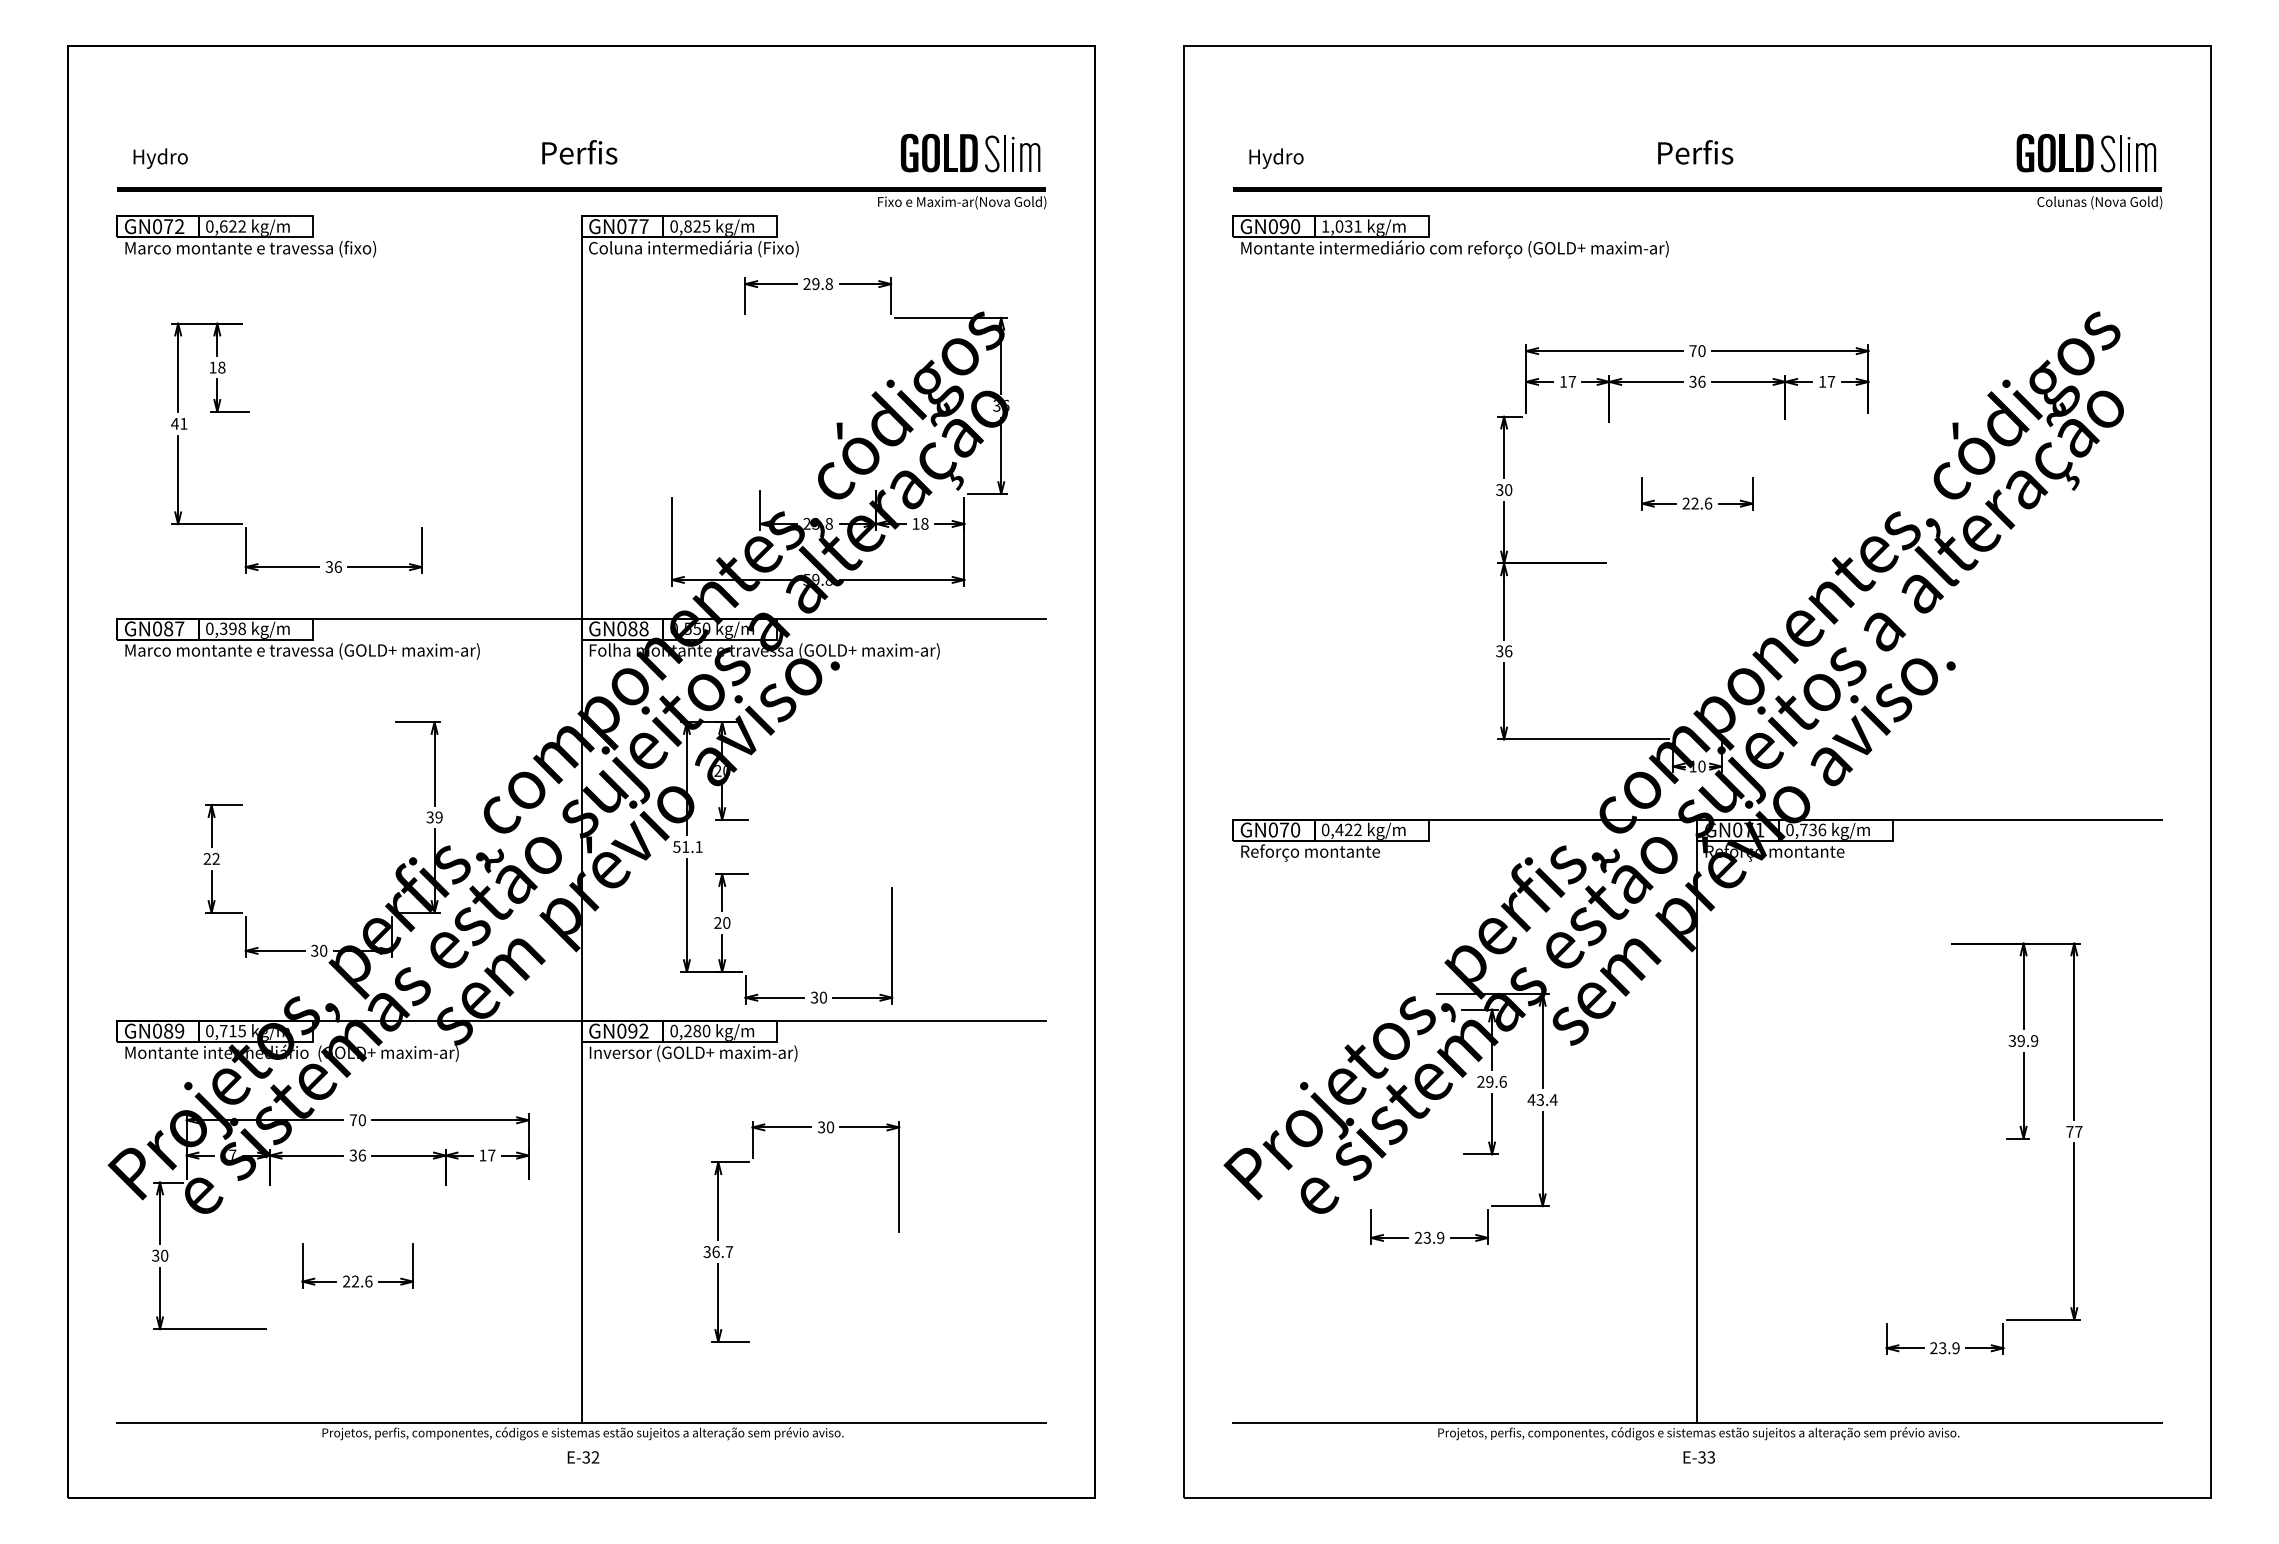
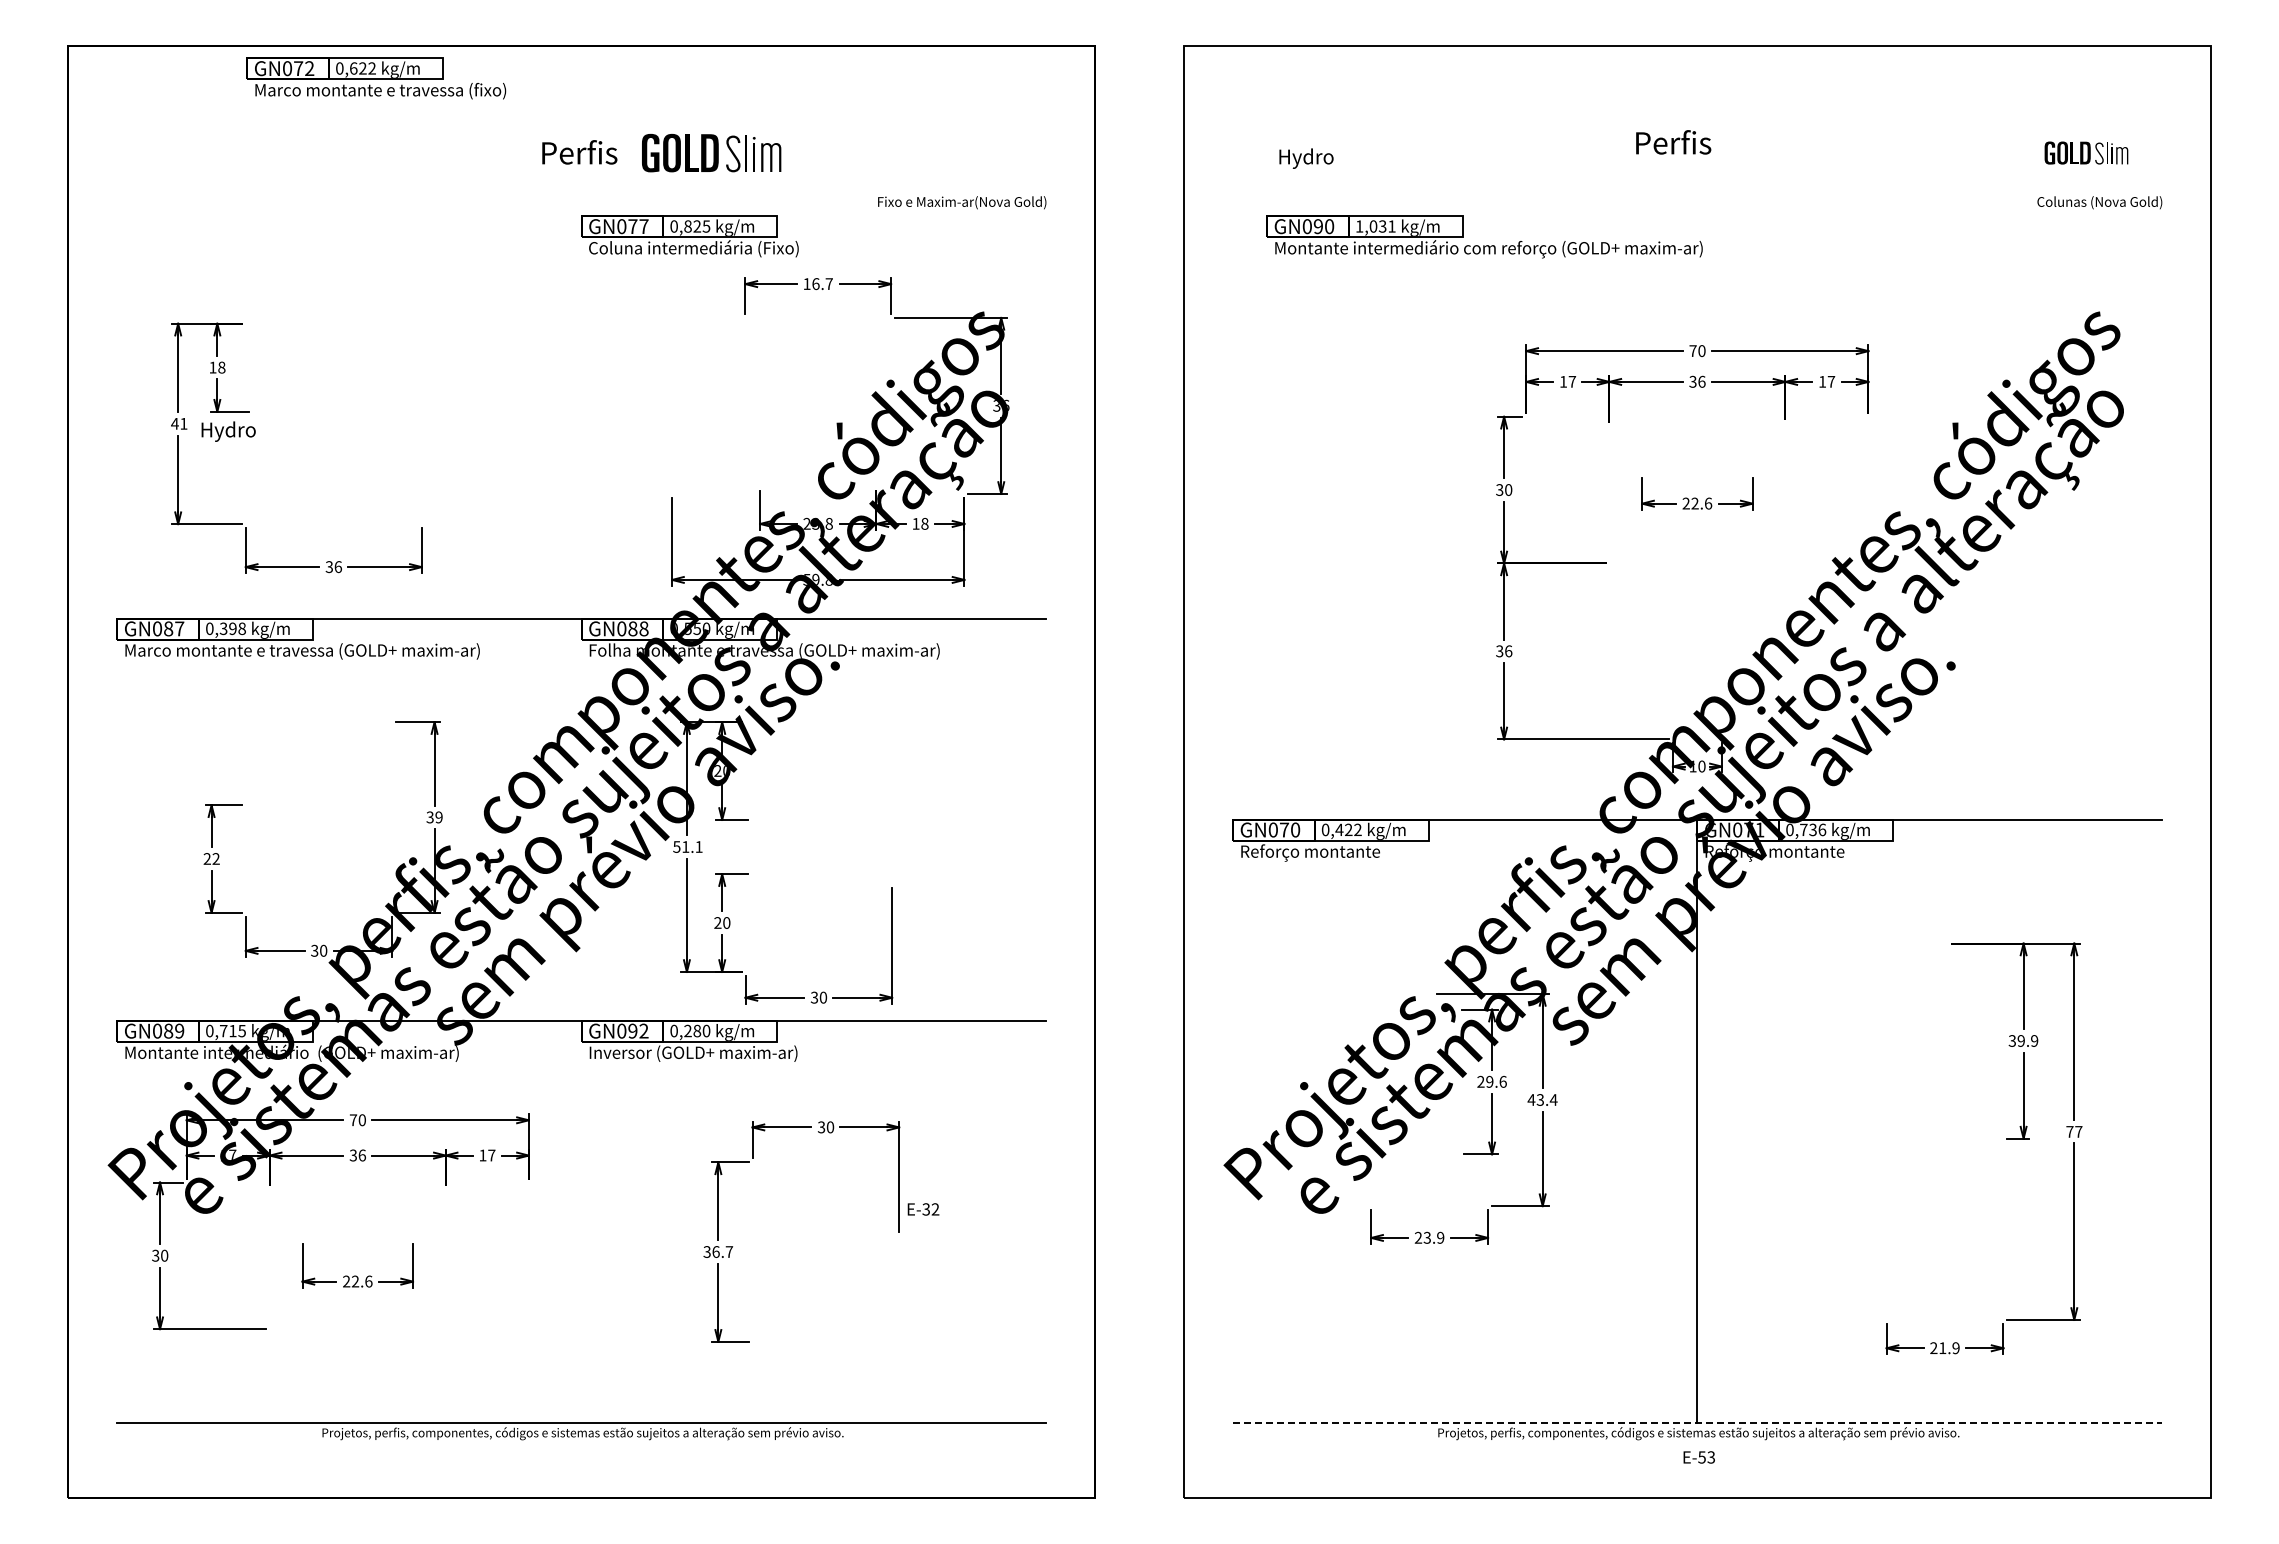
text position: (1695, 152) -> (1673, 142) (1673, 142)
part size: 141x40 px -> 85x24 px (2086, 152)
part position: (970, 153) -> (711, 153) (711, 153)
text position: (160, 158) -> (228, 431) (228, 431)
text position: (1276, 158) -> (1306, 158) (1306, 158)
fill: present -> none (581, 189)
fill: present -> none (1697, 189)
part position: (246, 236) -> (376, 78) (376, 78)
part position: (1450, 245) -> (1484, 245) (1484, 245)
text: 29.8 -> 16.7 (817, 284)
line: present -> none (581, 819)
text: 23.9 -> 21.9 (1942, 1348)
line: solid -> dashed (1697, 1423)
text: E-33 -> E-53 (1701, 1456)
text position: (583, 1457) -> (923, 1209) (923, 1209)
